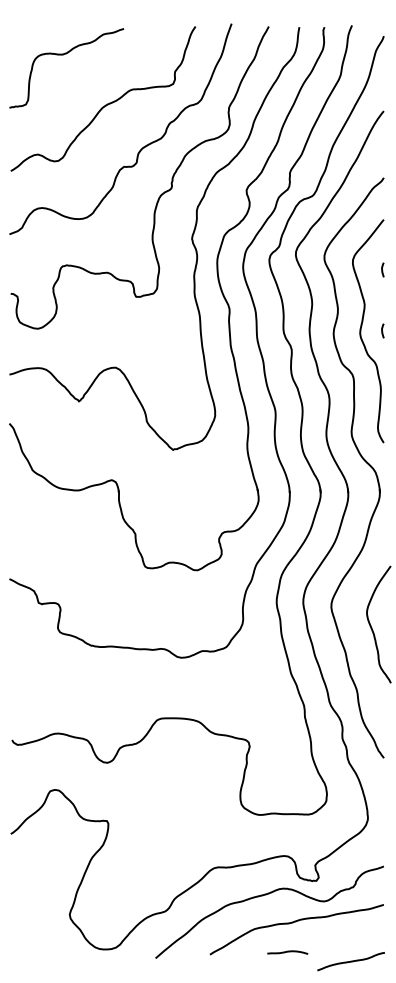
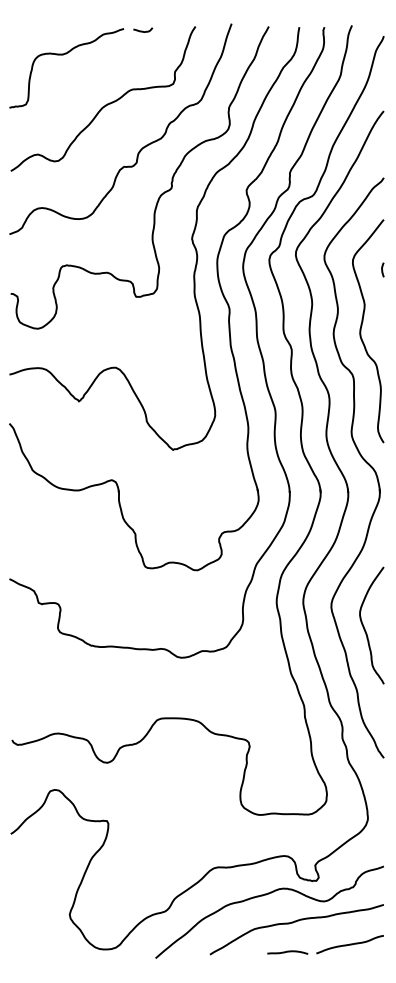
curve: none -> present (142, 30)
curve: present -> none (382, 330)
curve position: (372, 627) -> (365, 628) (365, 628)
curve position: (350, 961) -> (349, 944) (349, 944)
